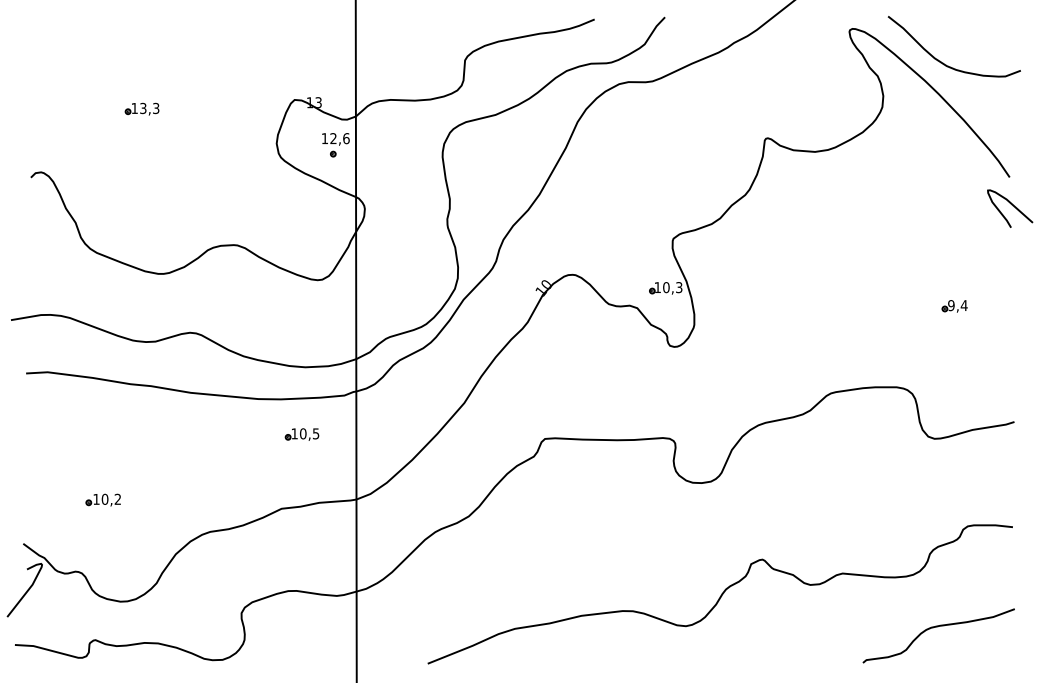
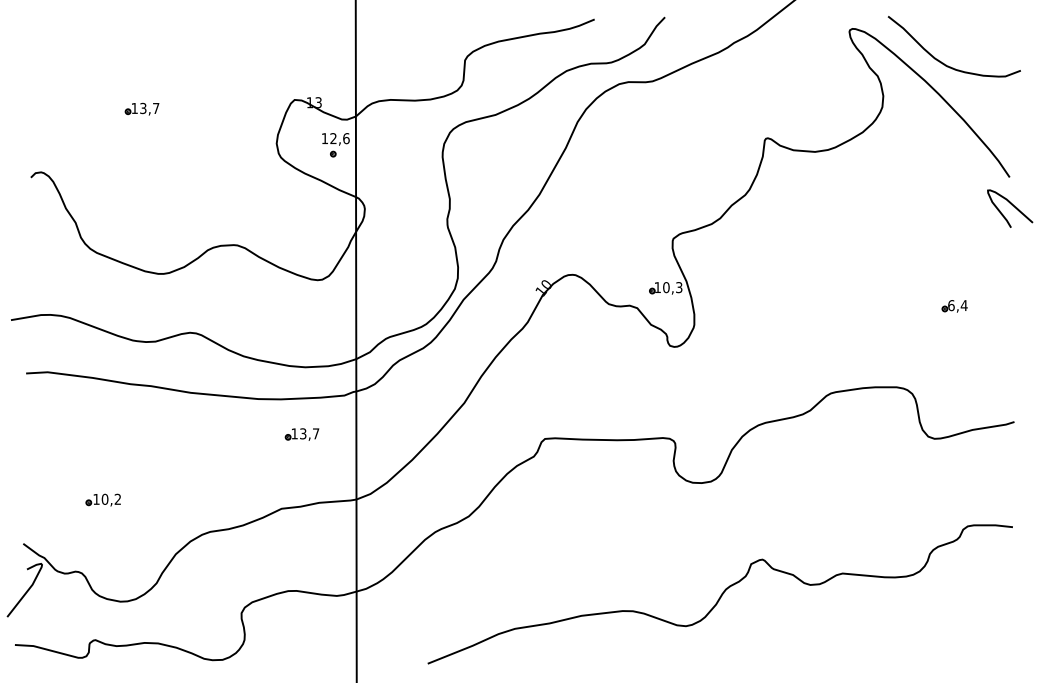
text: 13,3 -> 13,7 (156, 108)
text: 9,4 -> 6,4 (951, 305)
text: 10,5 -> 13,7 (309, 433)
curve: present -> none (937, 627)
